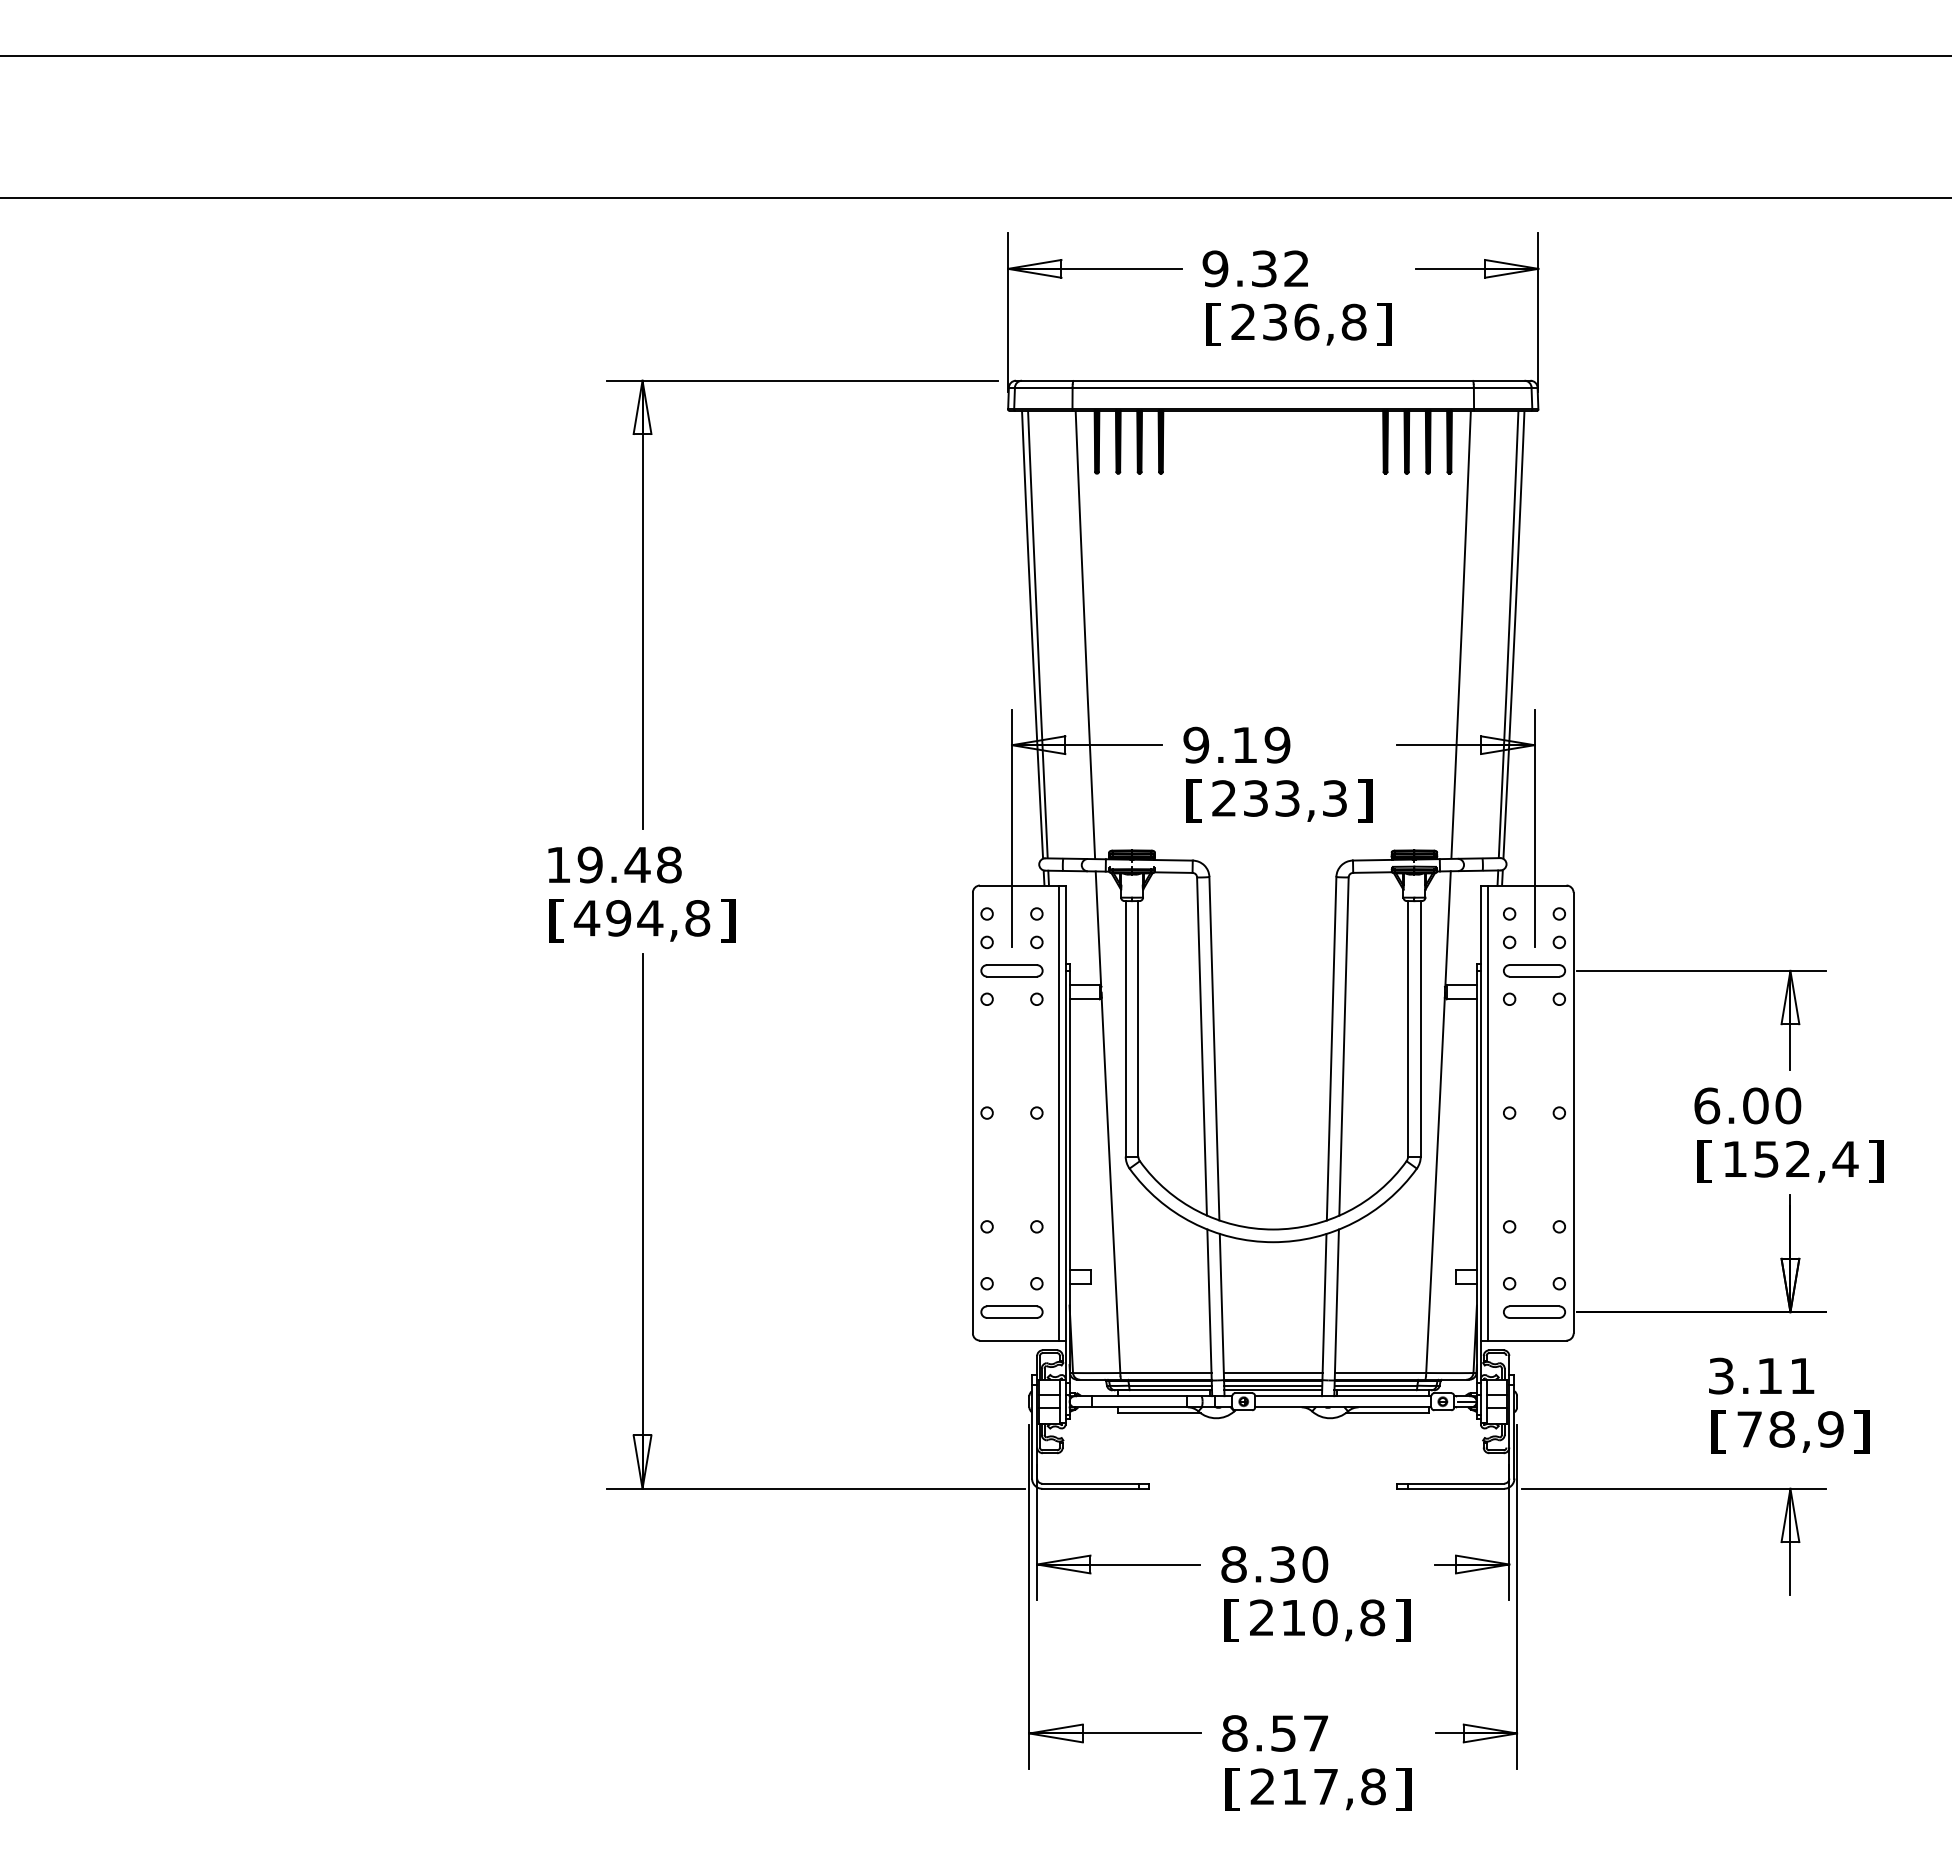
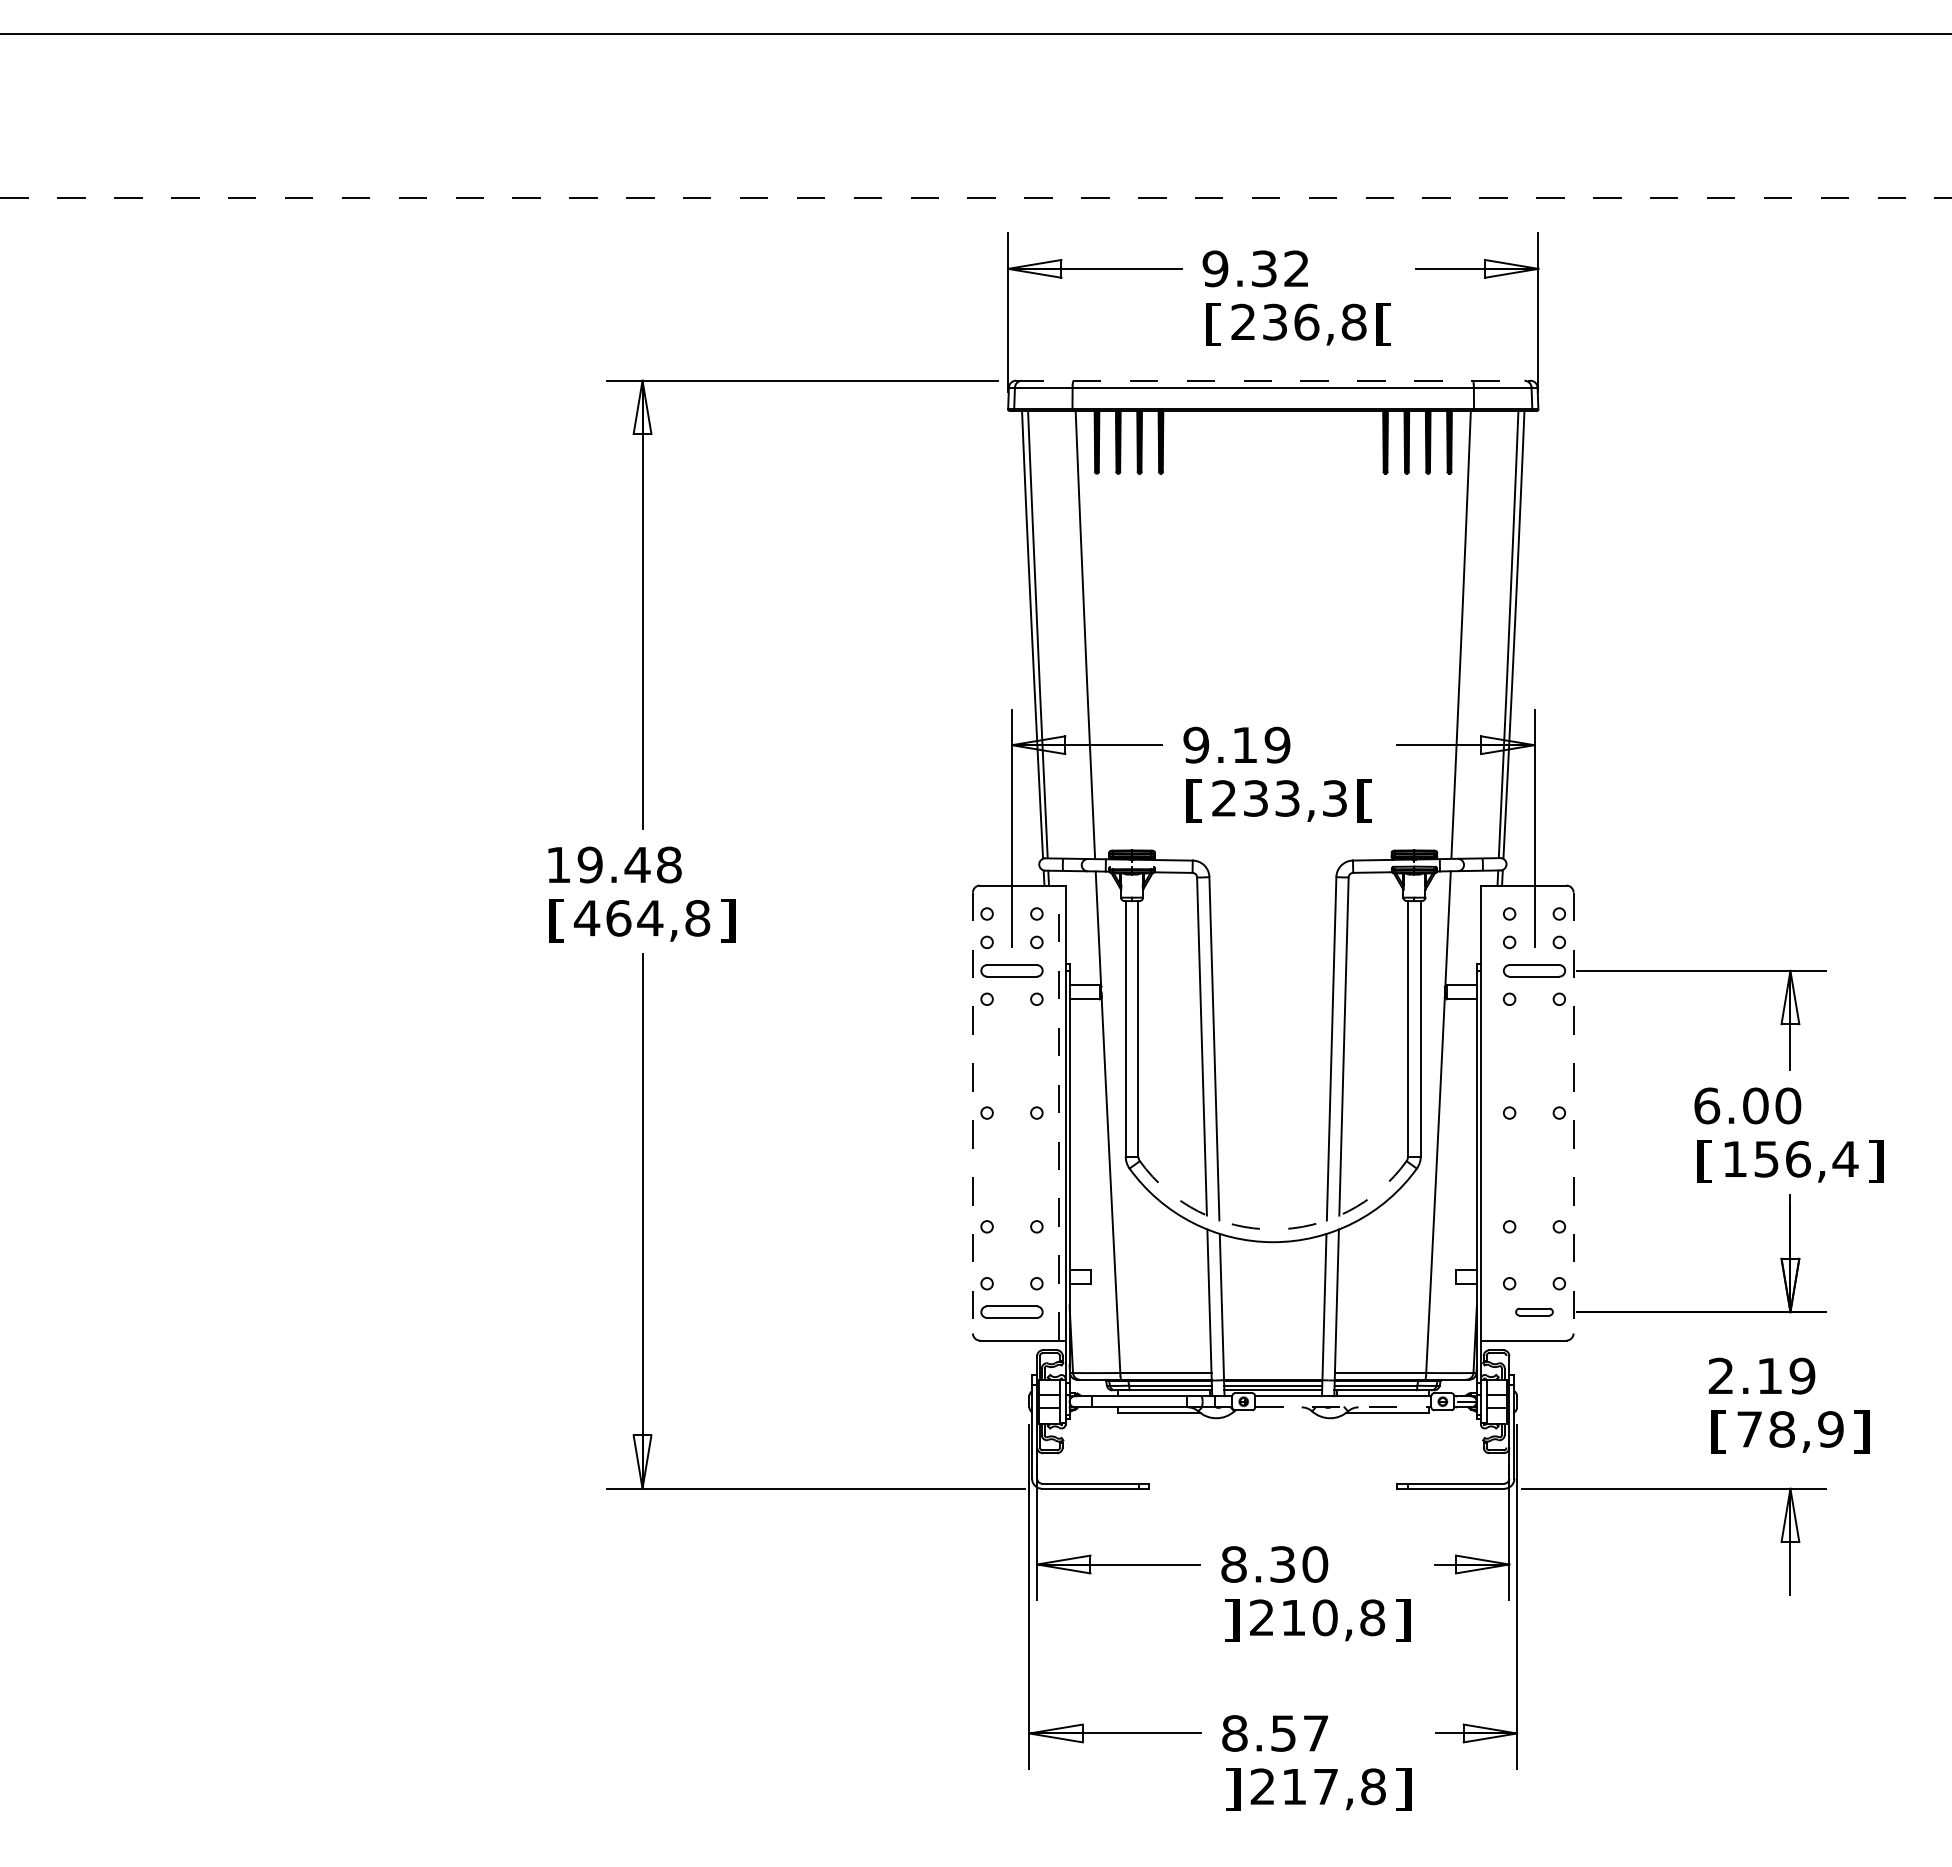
line position: (975, 55) -> (975, 33) (975, 33)
line: solid -> dashed (976, 198)
text: ] -> [ (1383, 324)
line: solid -> dashed (1273, 380)
text: ] -> [ (1364, 800)
text: 494,8 -> 464,8 (618, 918)
line: present -> none (1488, 1112)
line: solid -> dashed (972, 1113)
line: solid -> dashed (1058, 1113)
line: solid -> dashed (1573, 1113)
text: 152,4 -> 156,4 (1798, 1158)
arc: solid -> dashed (1273, 1229)
part size: 63x14 px -> 39x10 px (1534, 1311)
line: present -> none (1272, 1372)
text: 3.11 -> 2.19 (1761, 1375)
line: solid -> dashed (1343, 1407)
text: [ -> ] (1231, 1620)
text: [ -> ] (1232, 1789)
